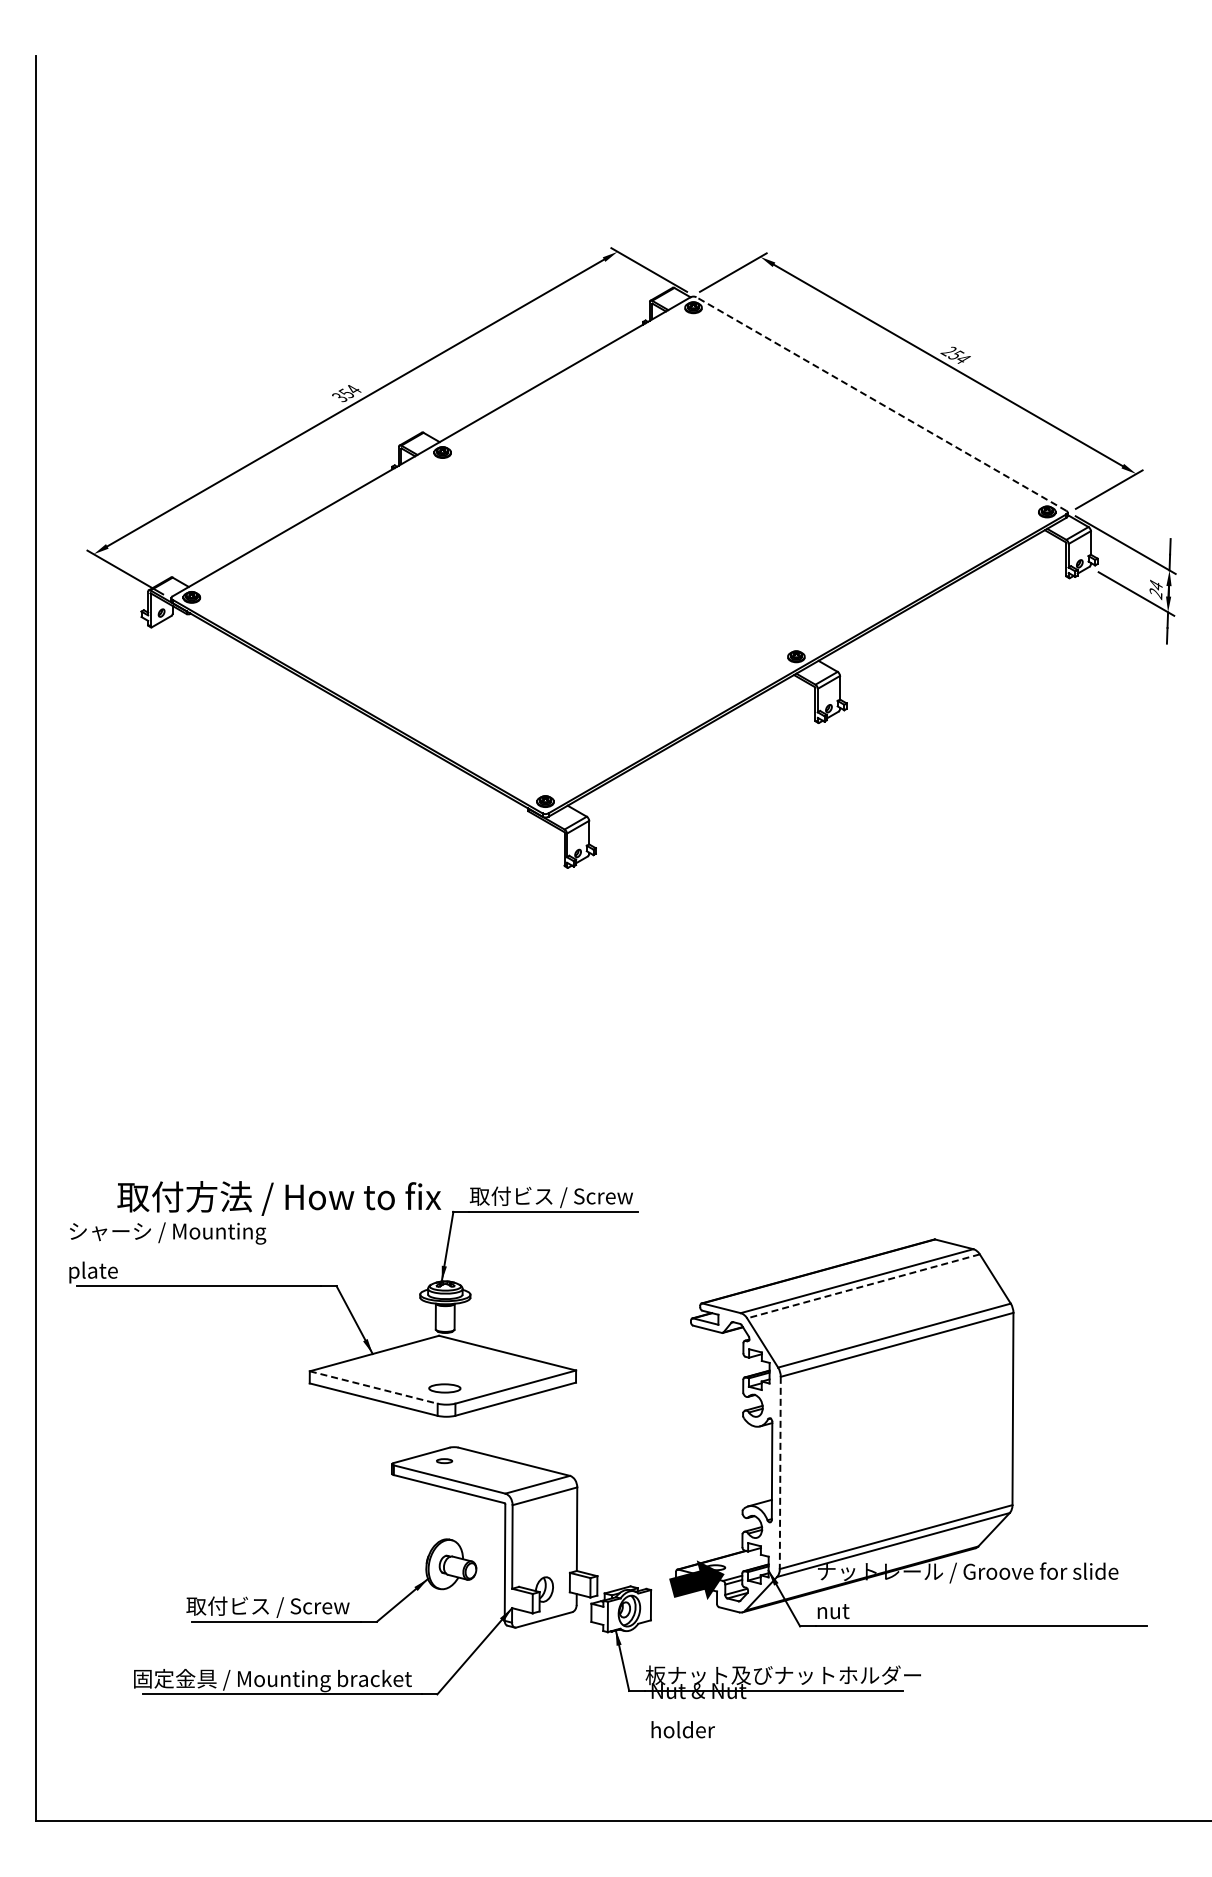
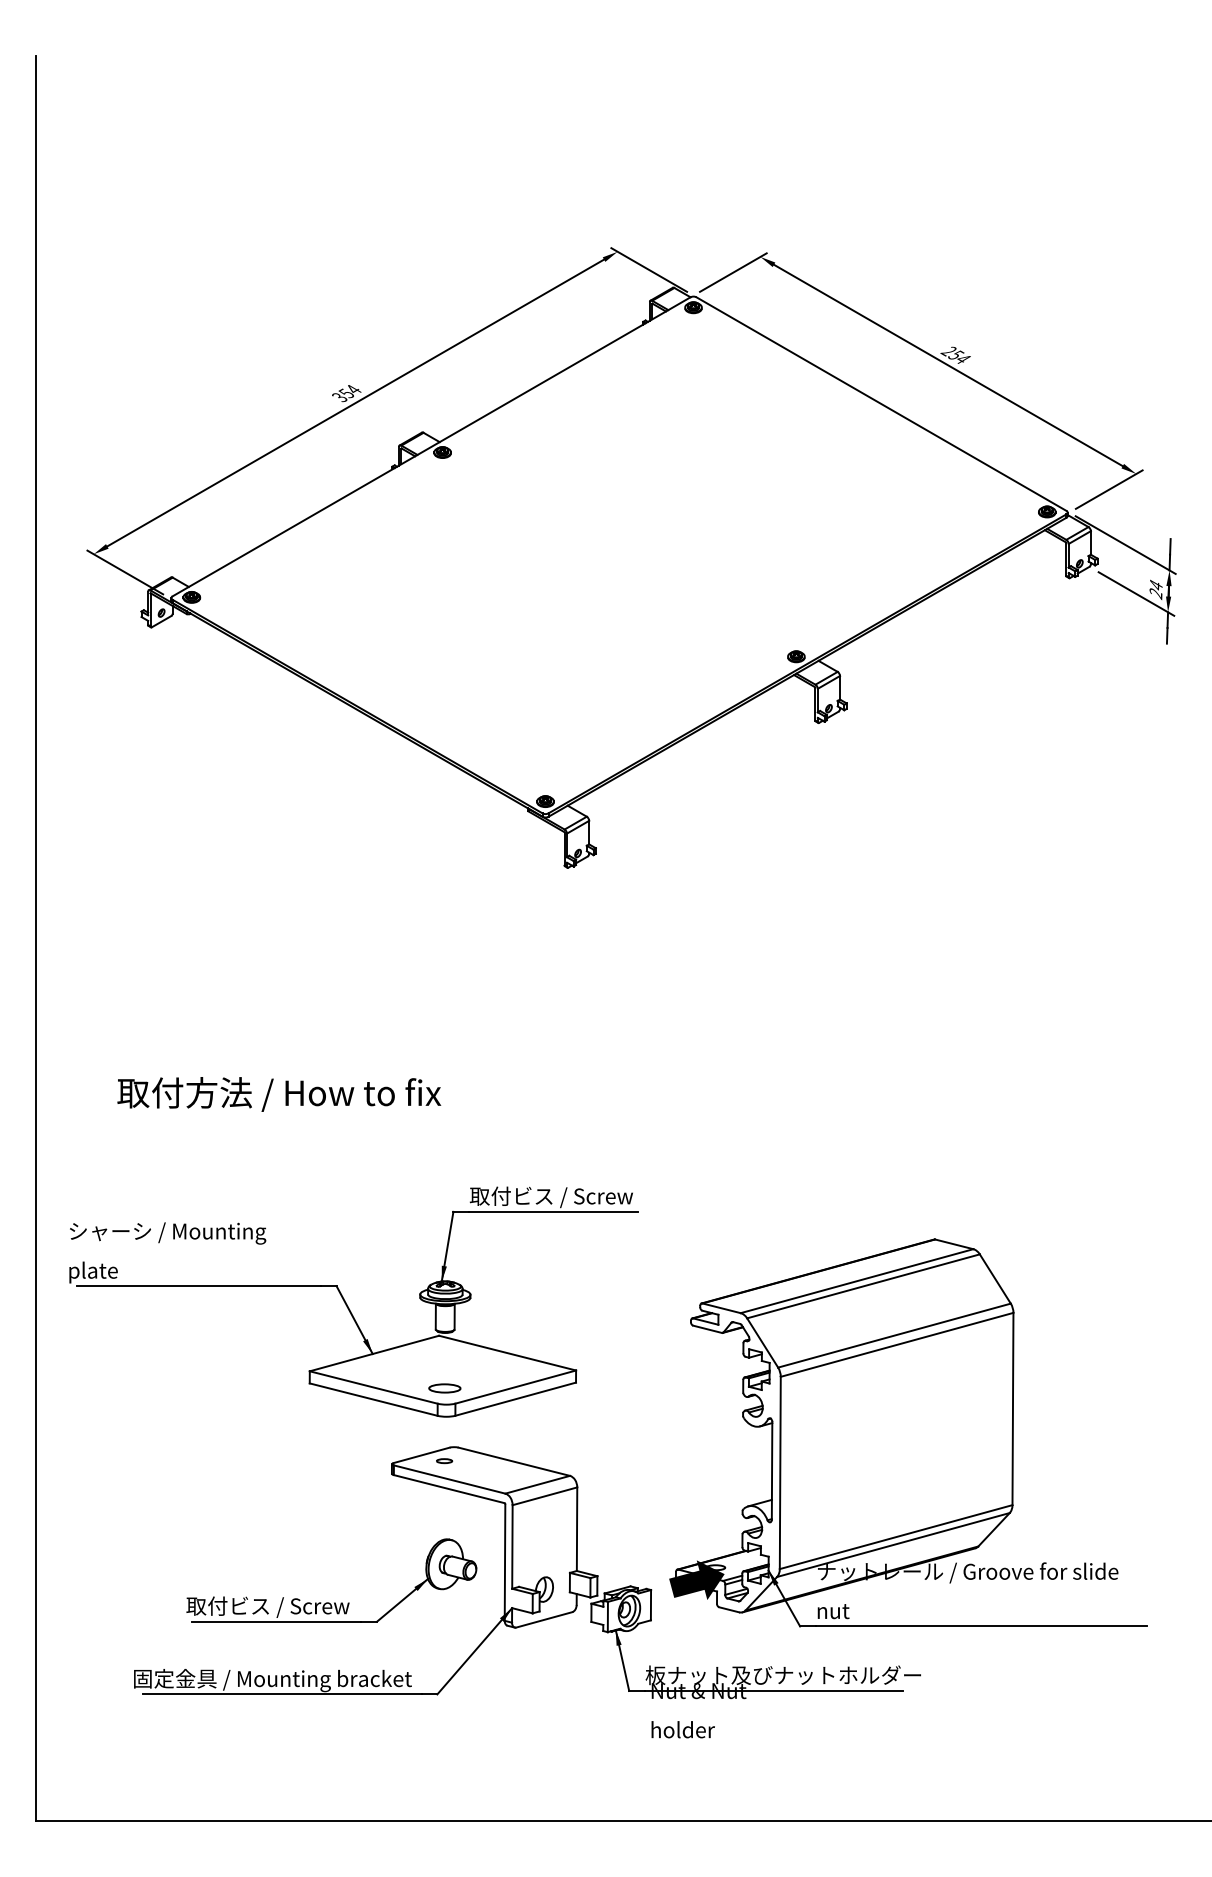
line: dashed -> solid (881, 404)
text position: (279, 1198) -> (279, 1094) (279, 1094)
line: dashed -> solid (863, 1286)
line: dashed -> solid (373, 1387)
line: dashed -> solid (780, 1473)
